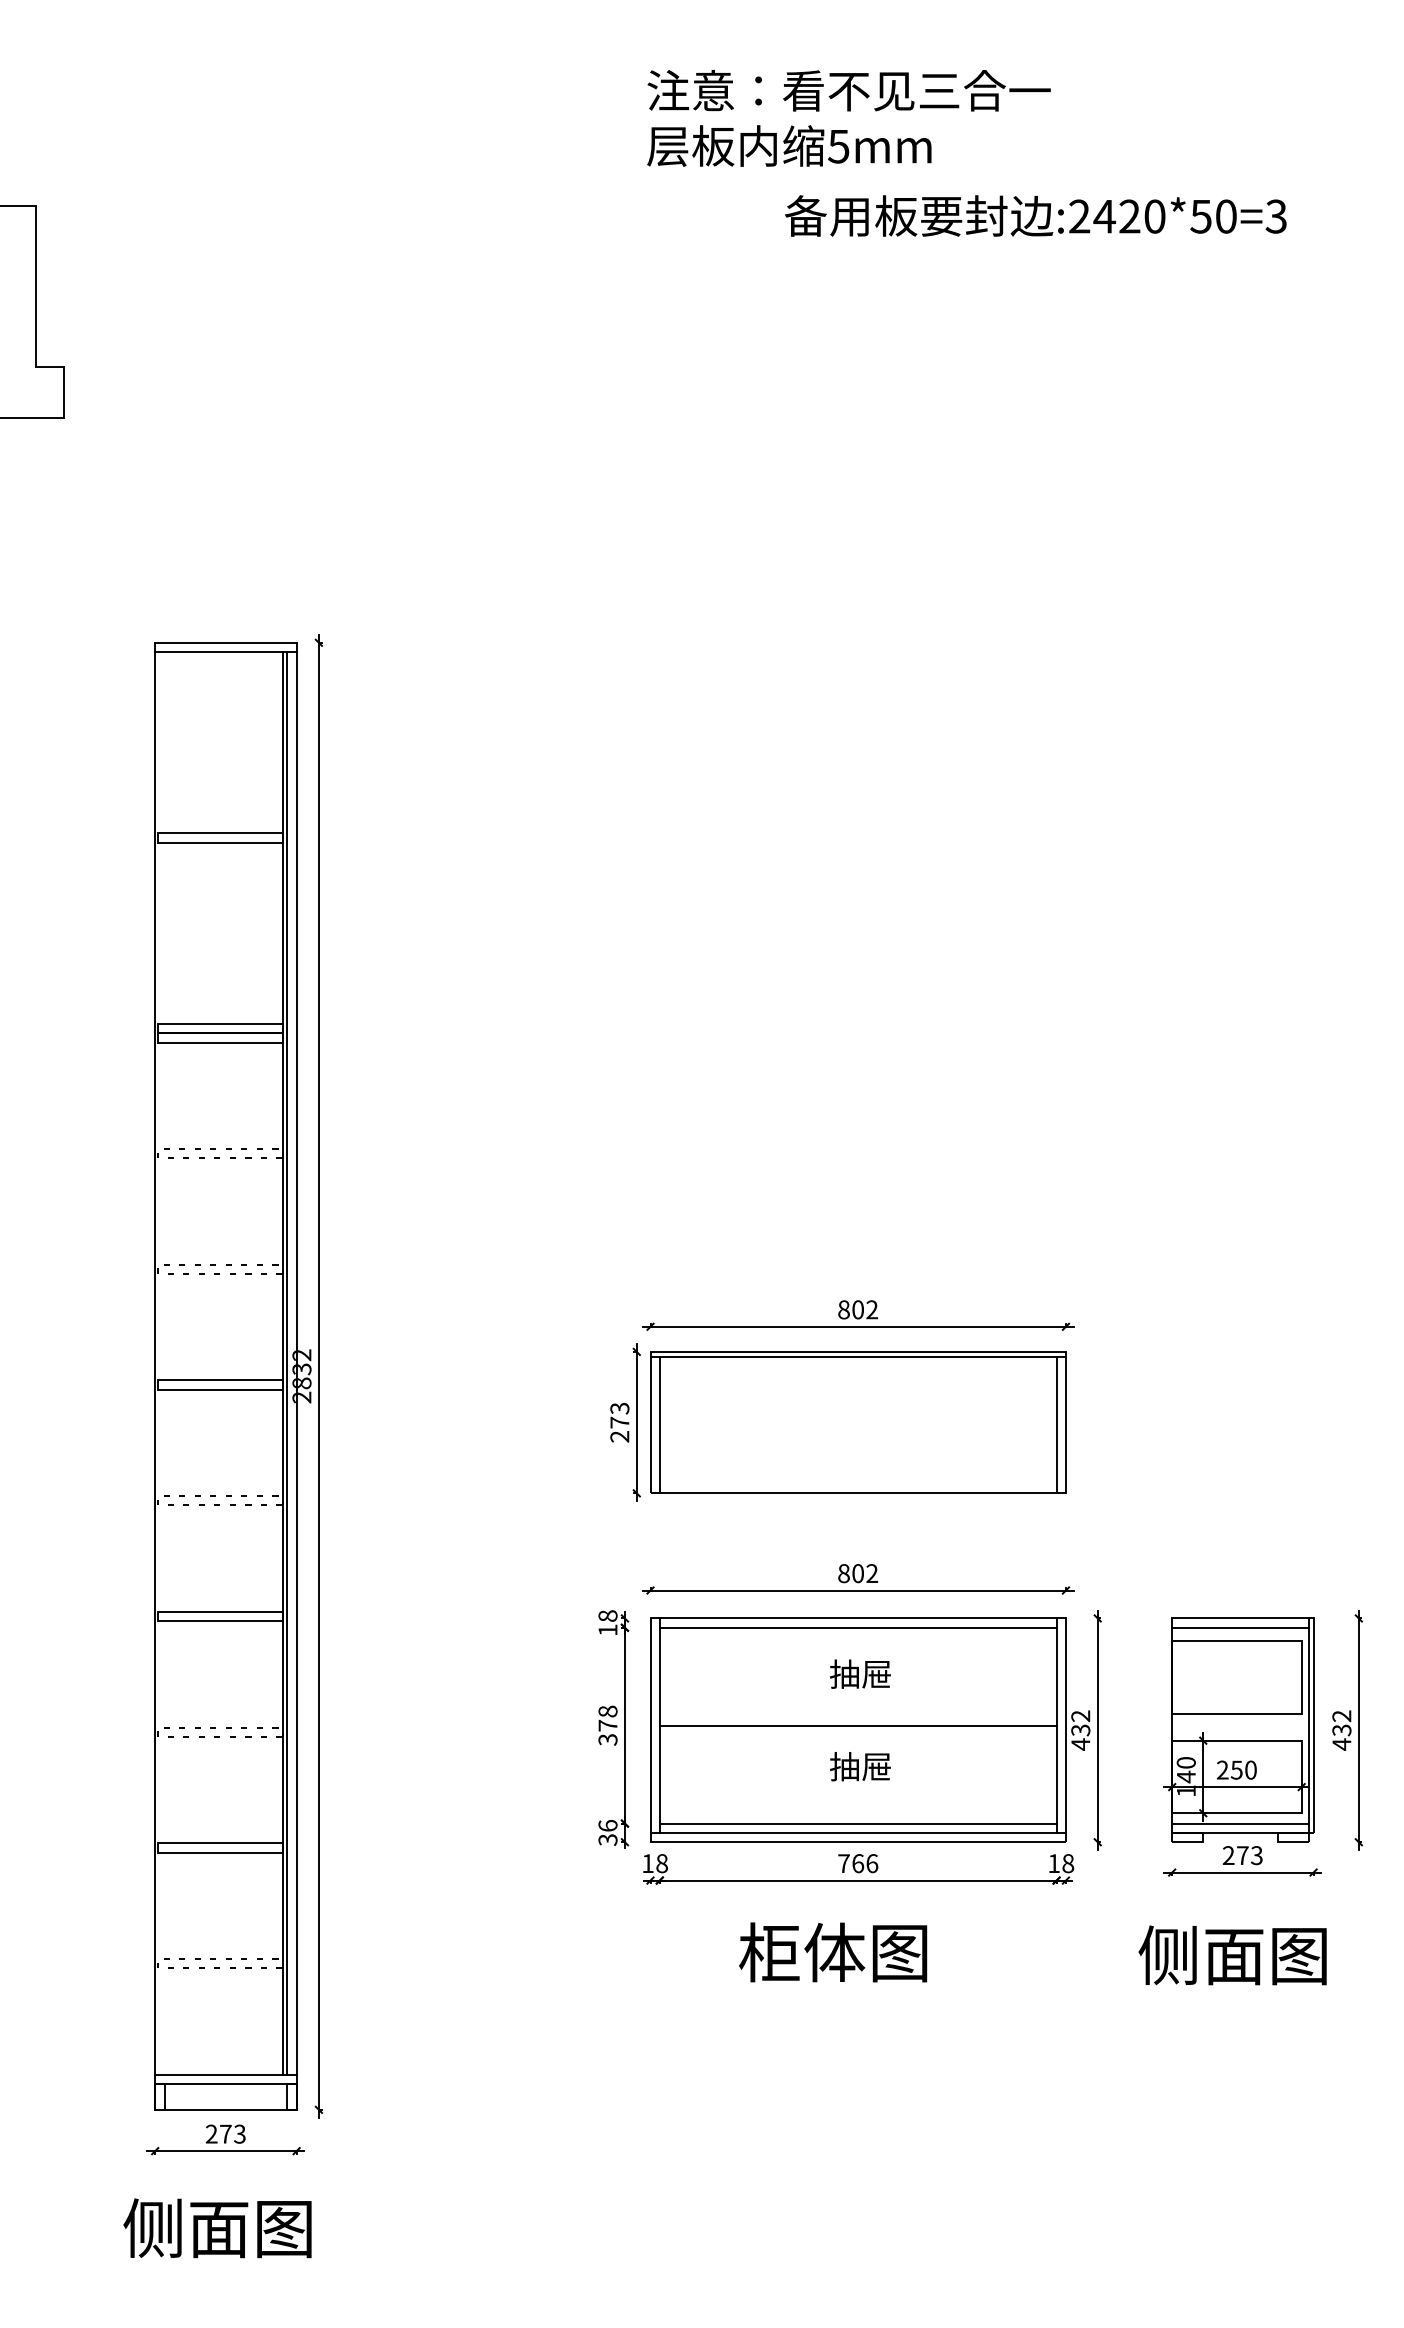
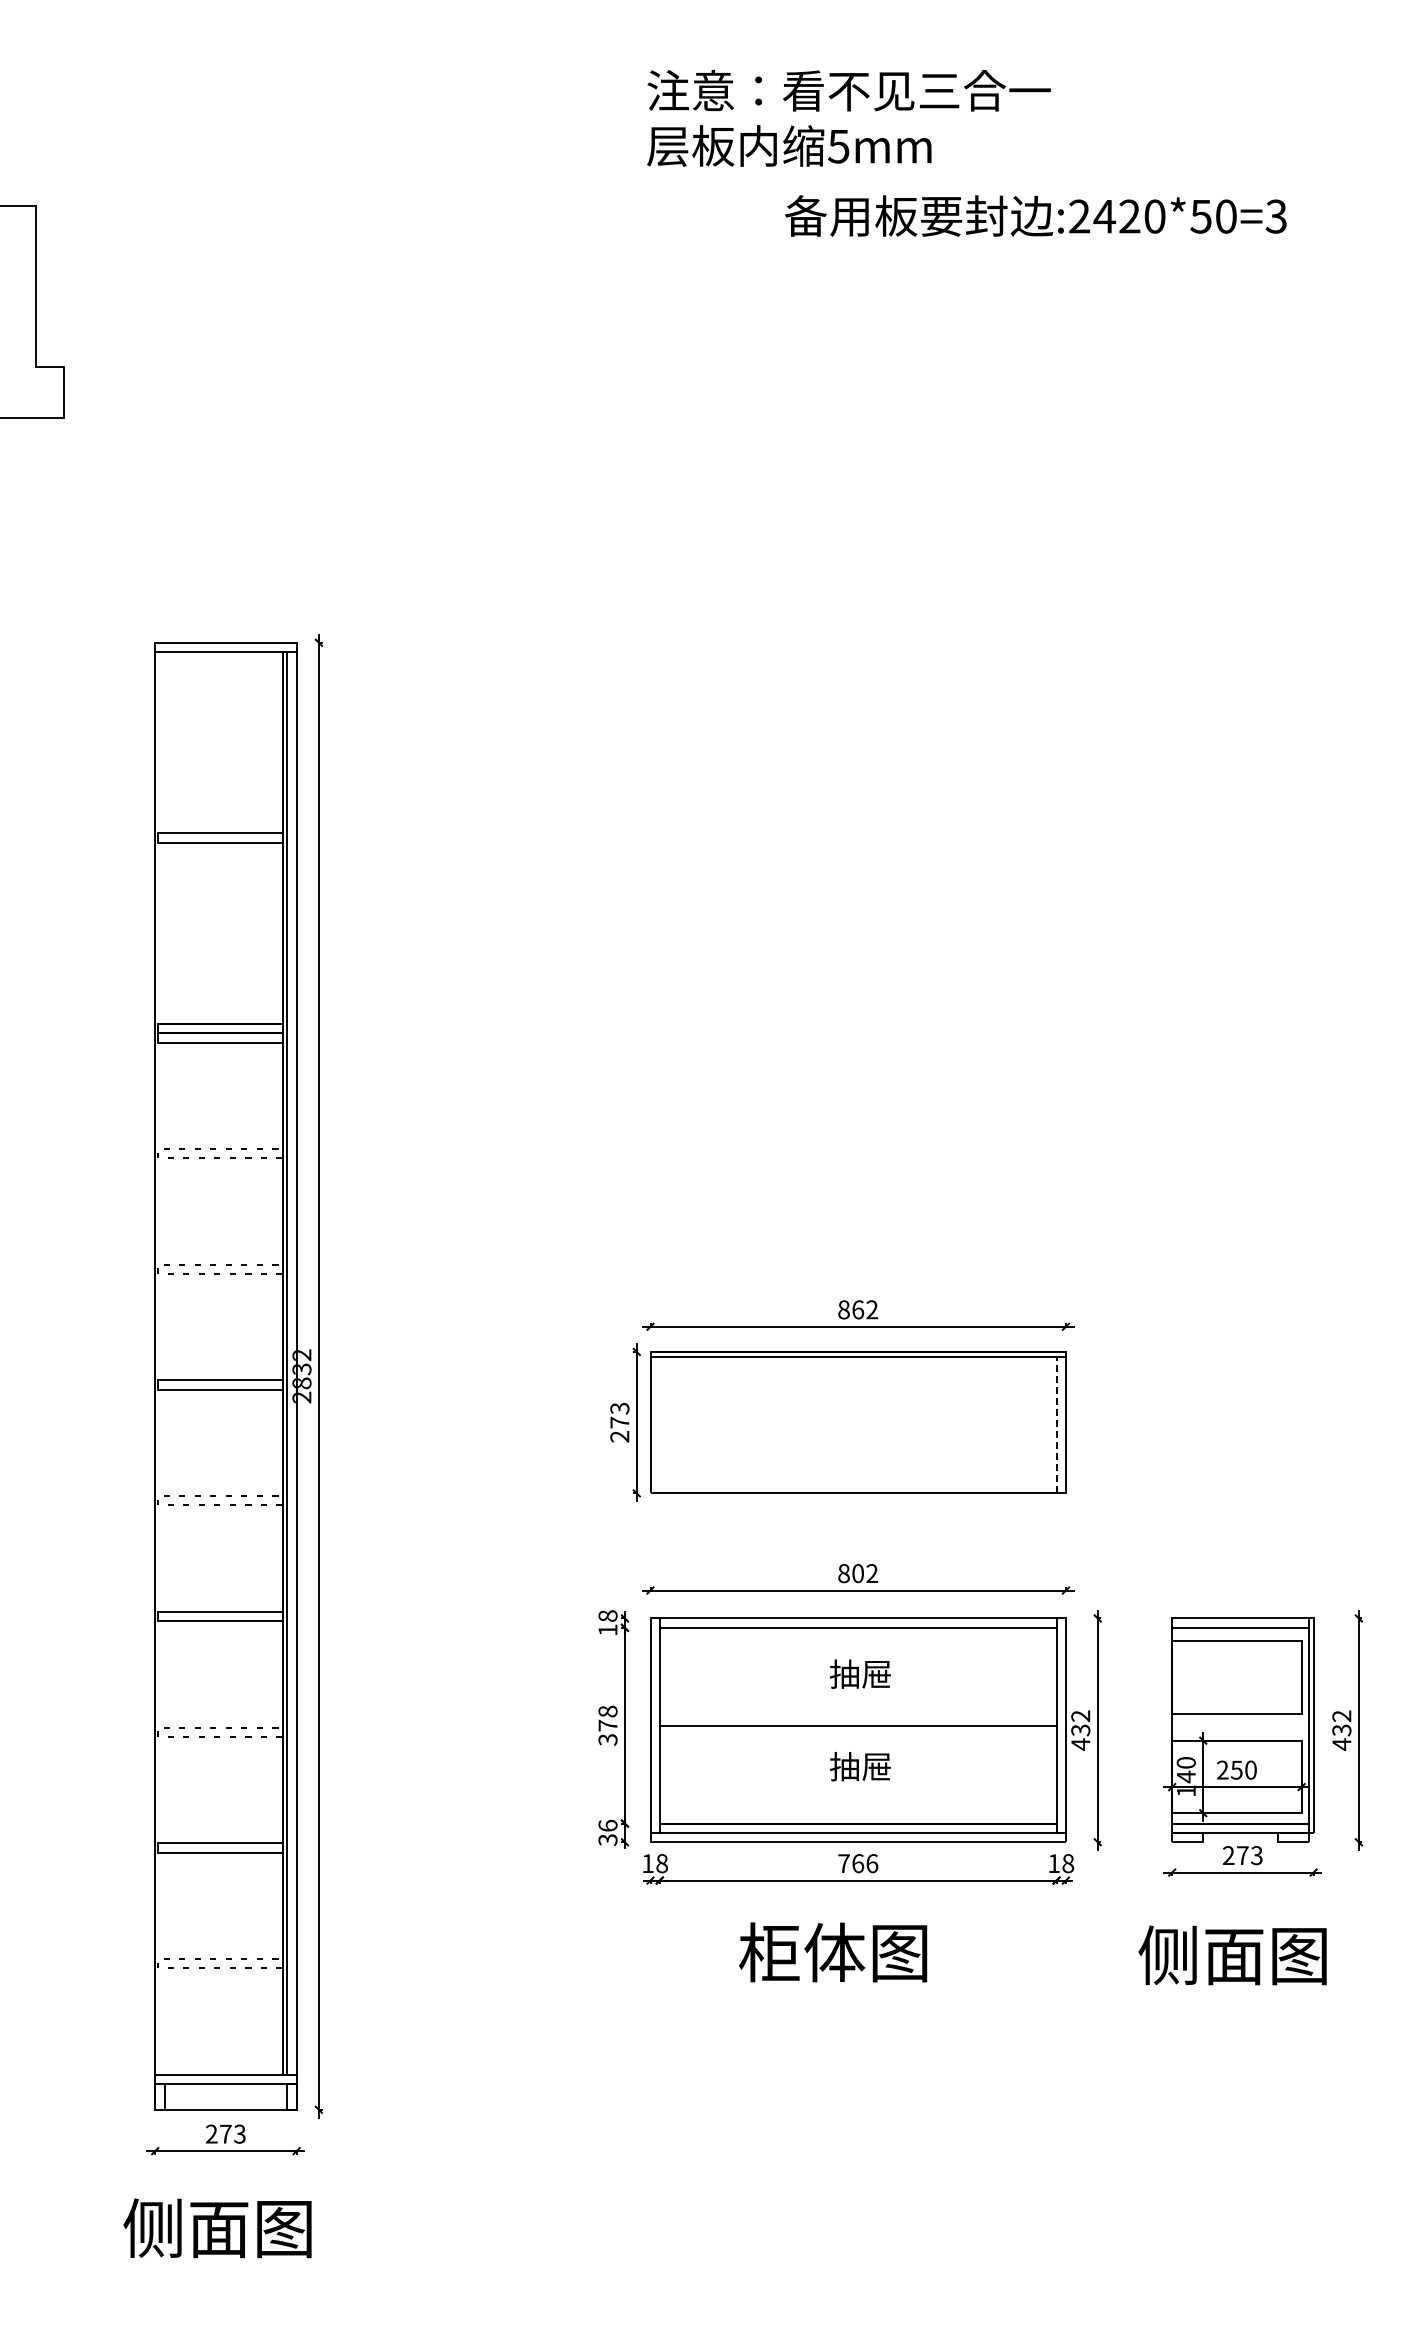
text: 802 -> 862 (858, 1309)
line: present -> none (659, 1424)
line: solid -> dashed (1056, 1424)
